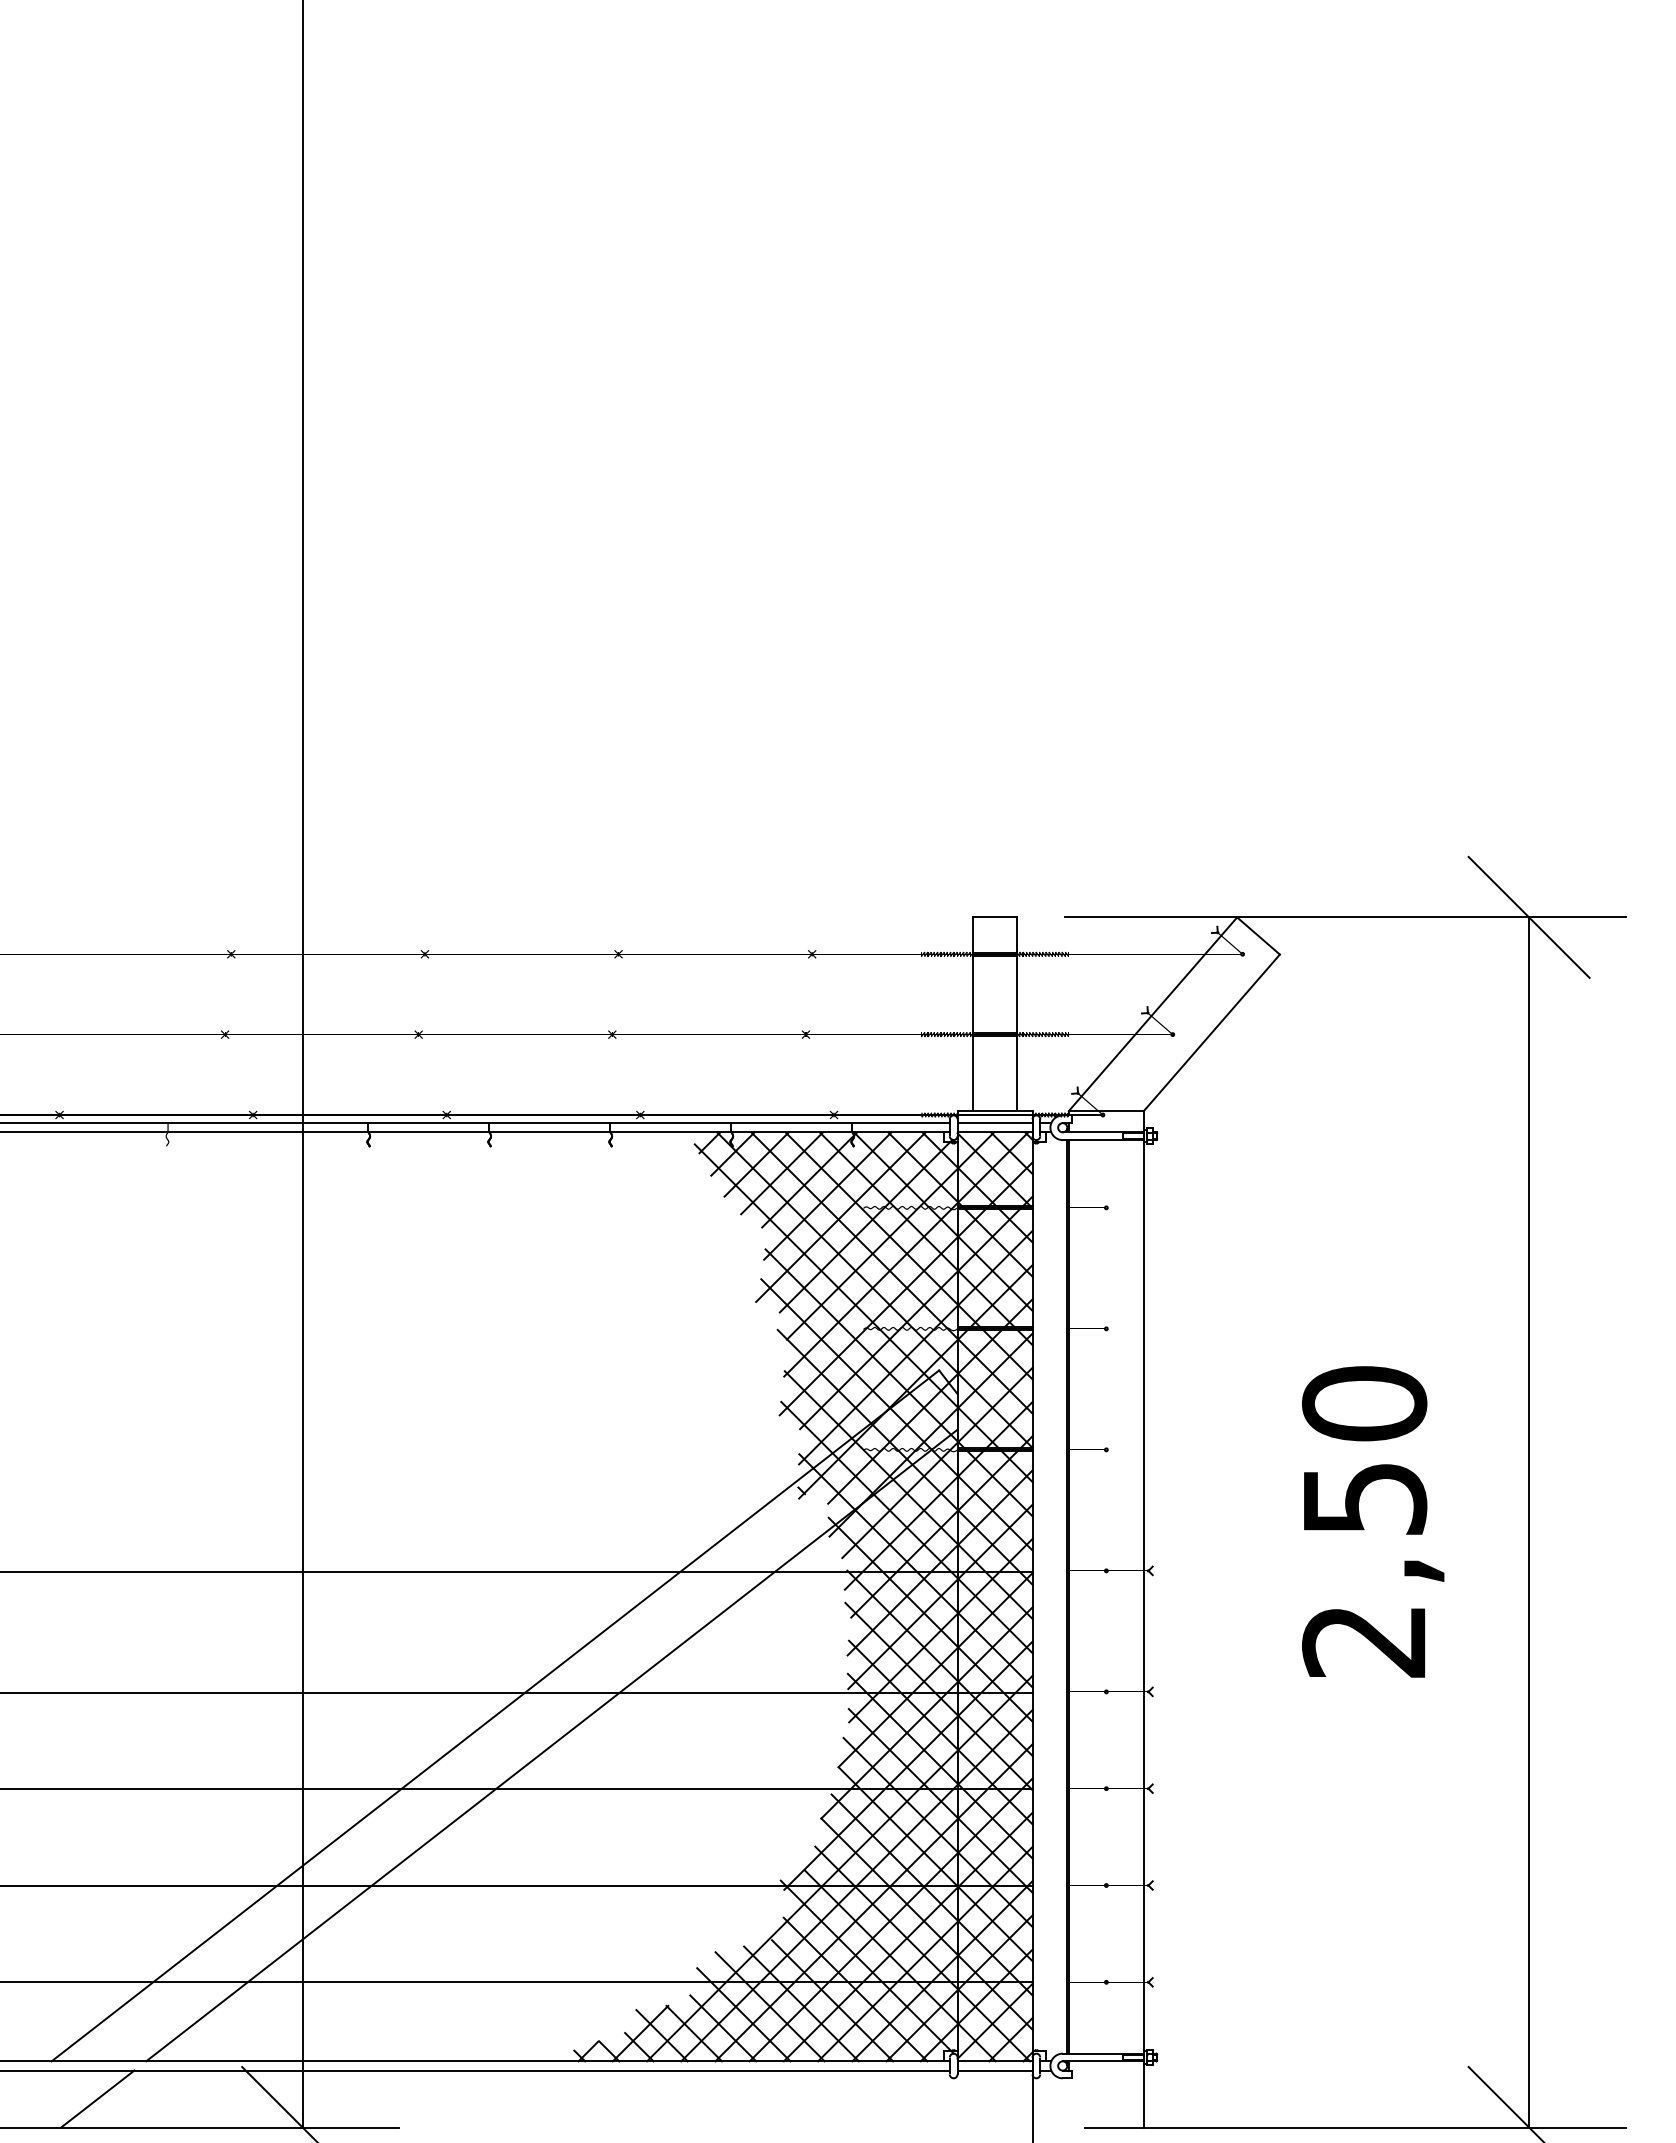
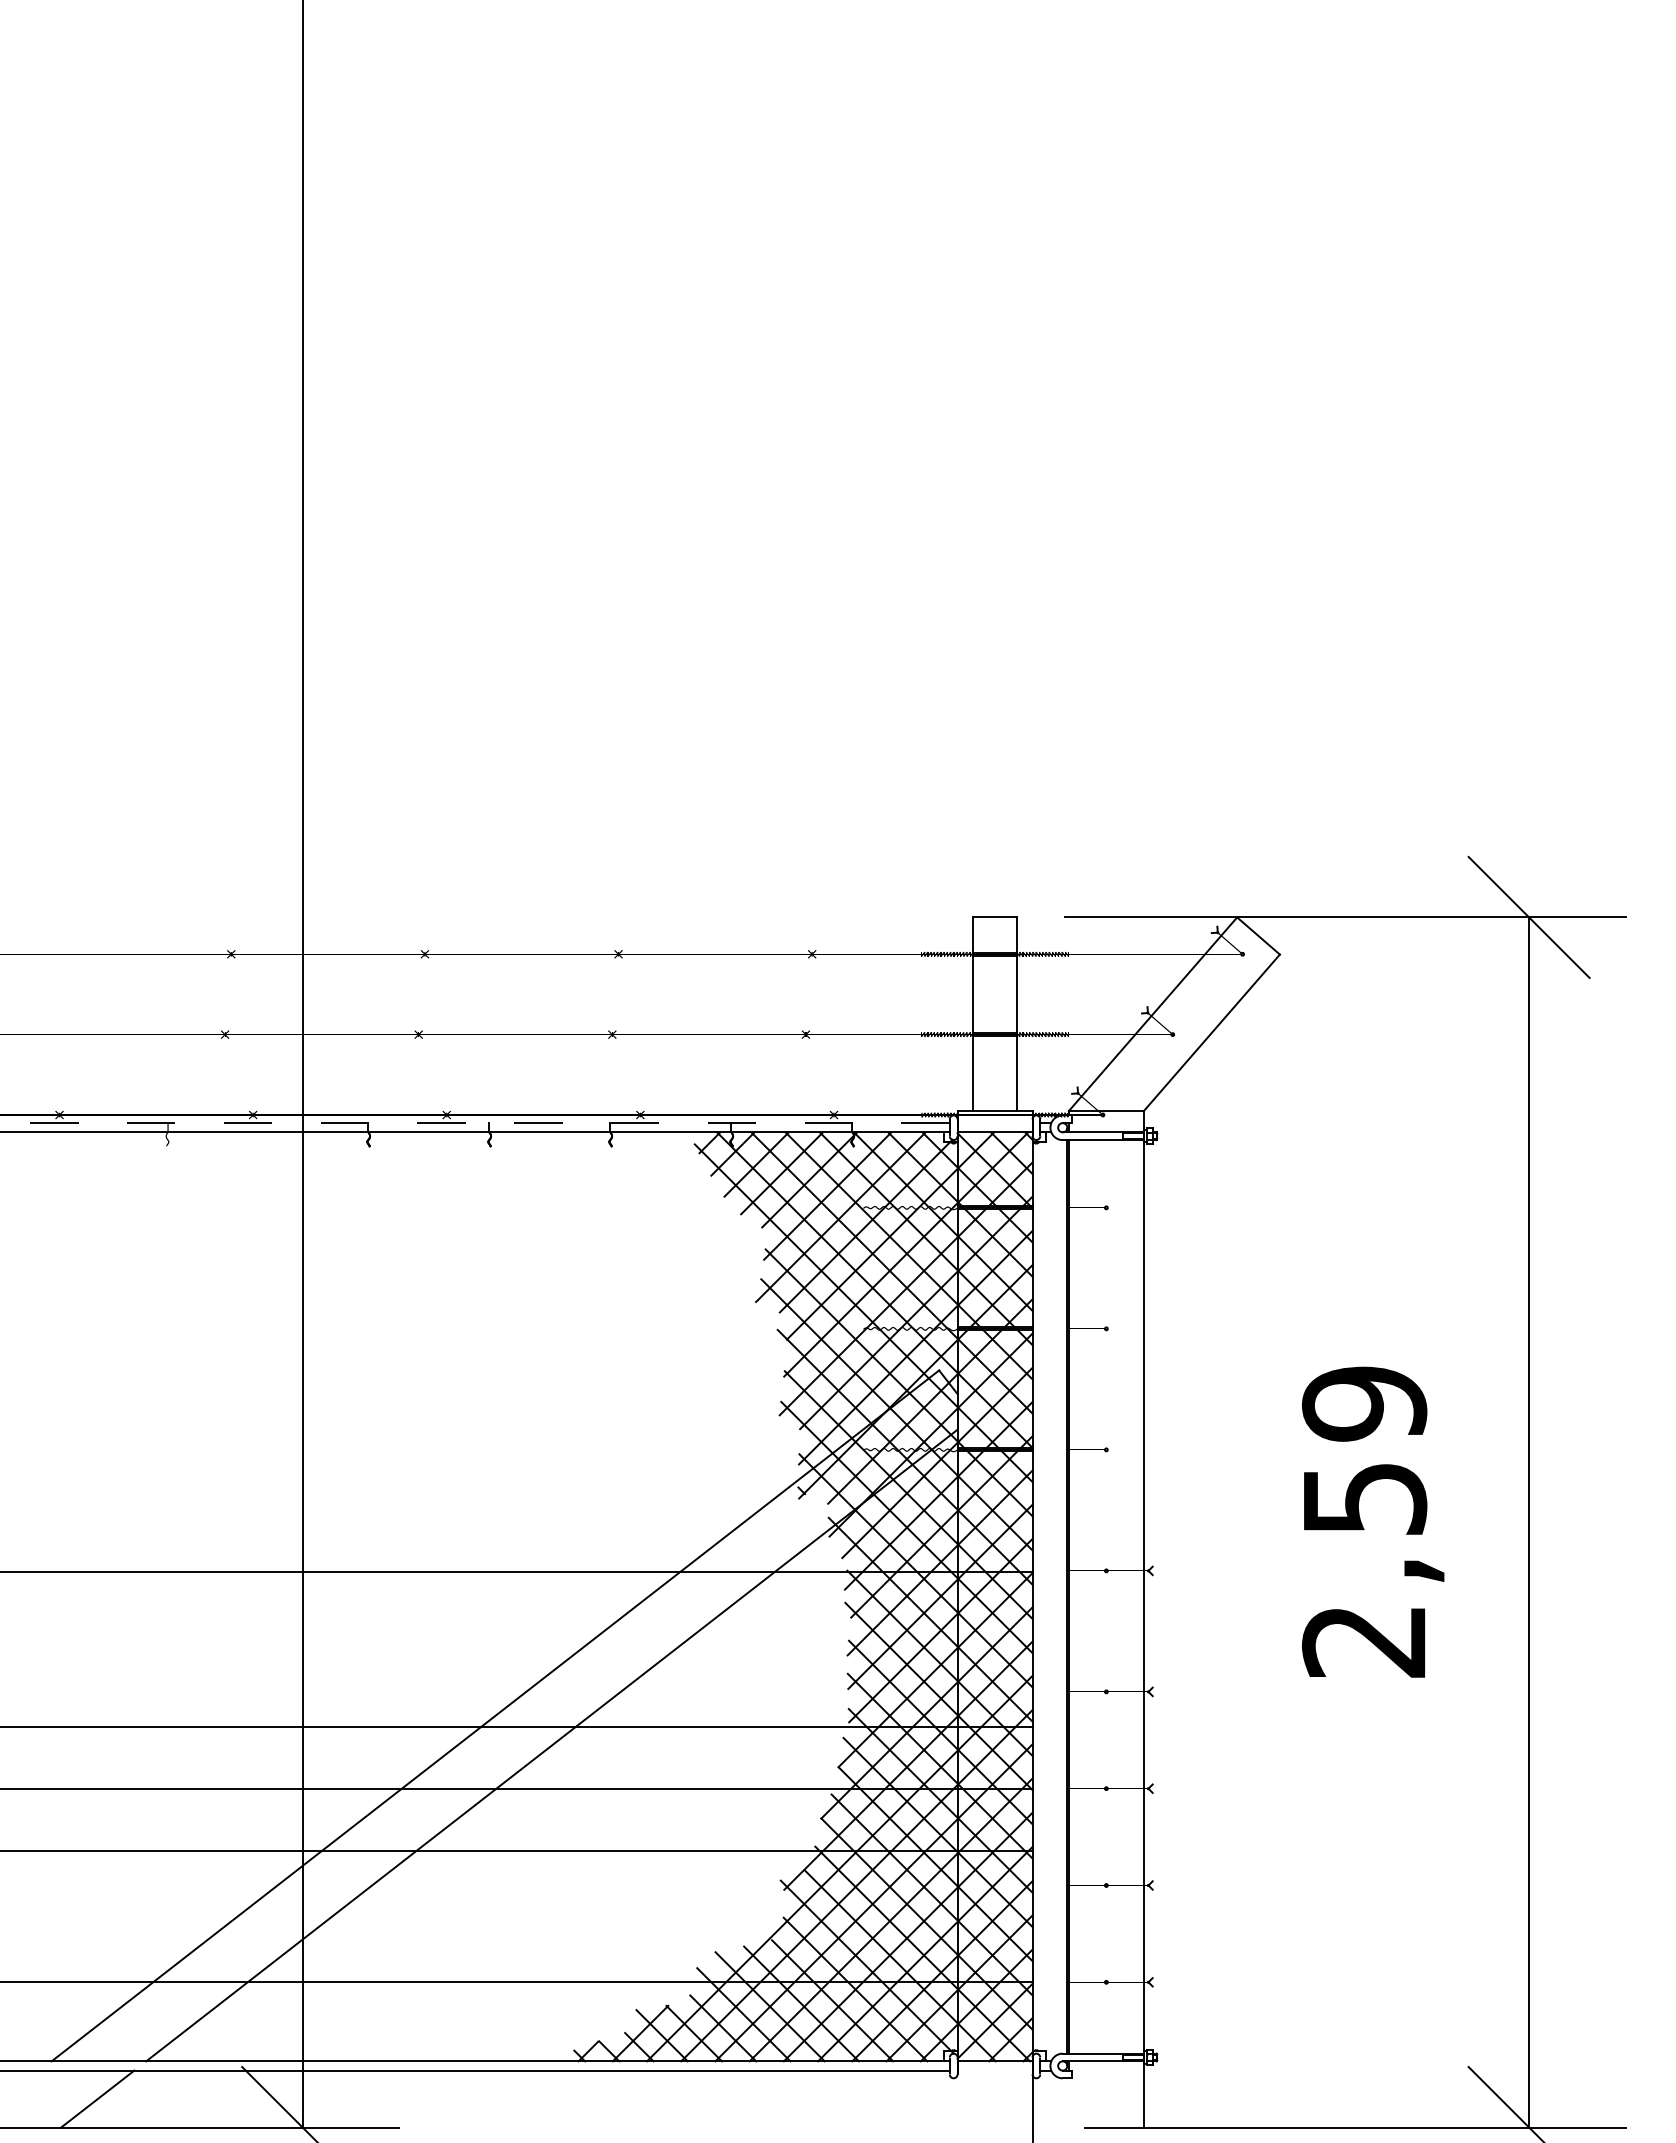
line: solid -> dashed (475, 1123)
line: present -> none (994, 1123)
text: 2,50 -> 2,59 (1364, 1403)
line position: (517, 1692) -> (517, 1726) (517, 1726)
line position: (517, 1886) -> (517, 1851) (517, 1851)
line: present -> none (994, 2070)
